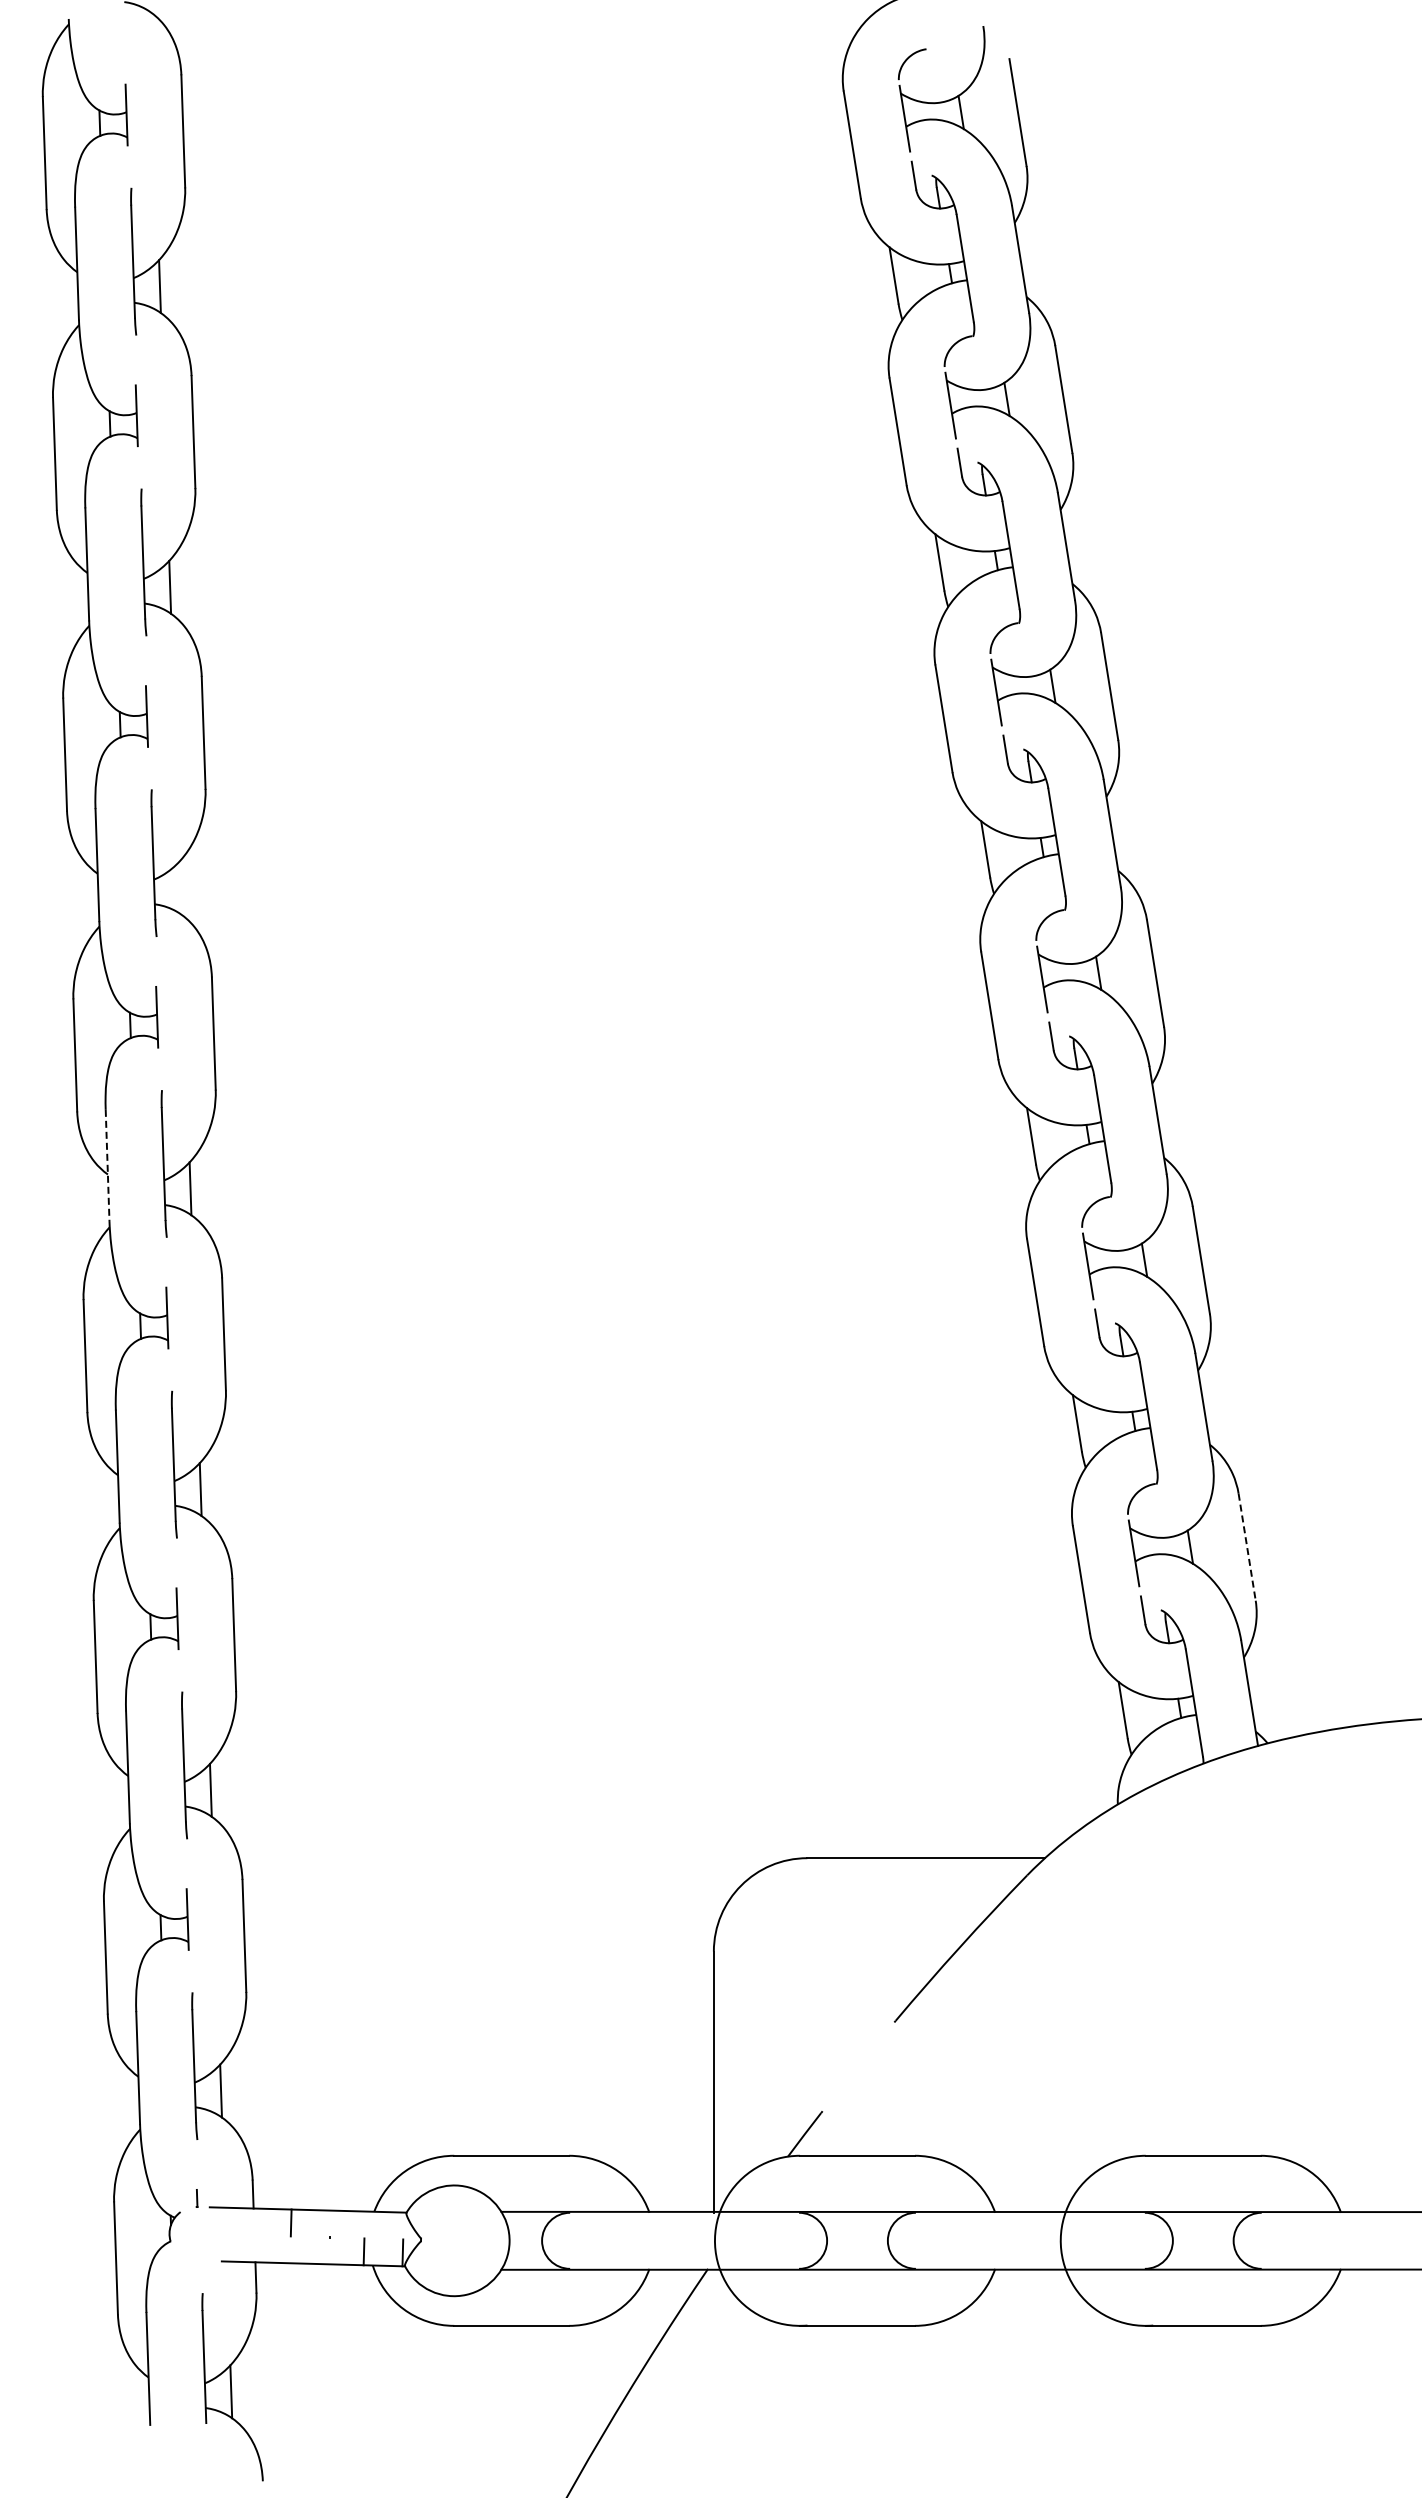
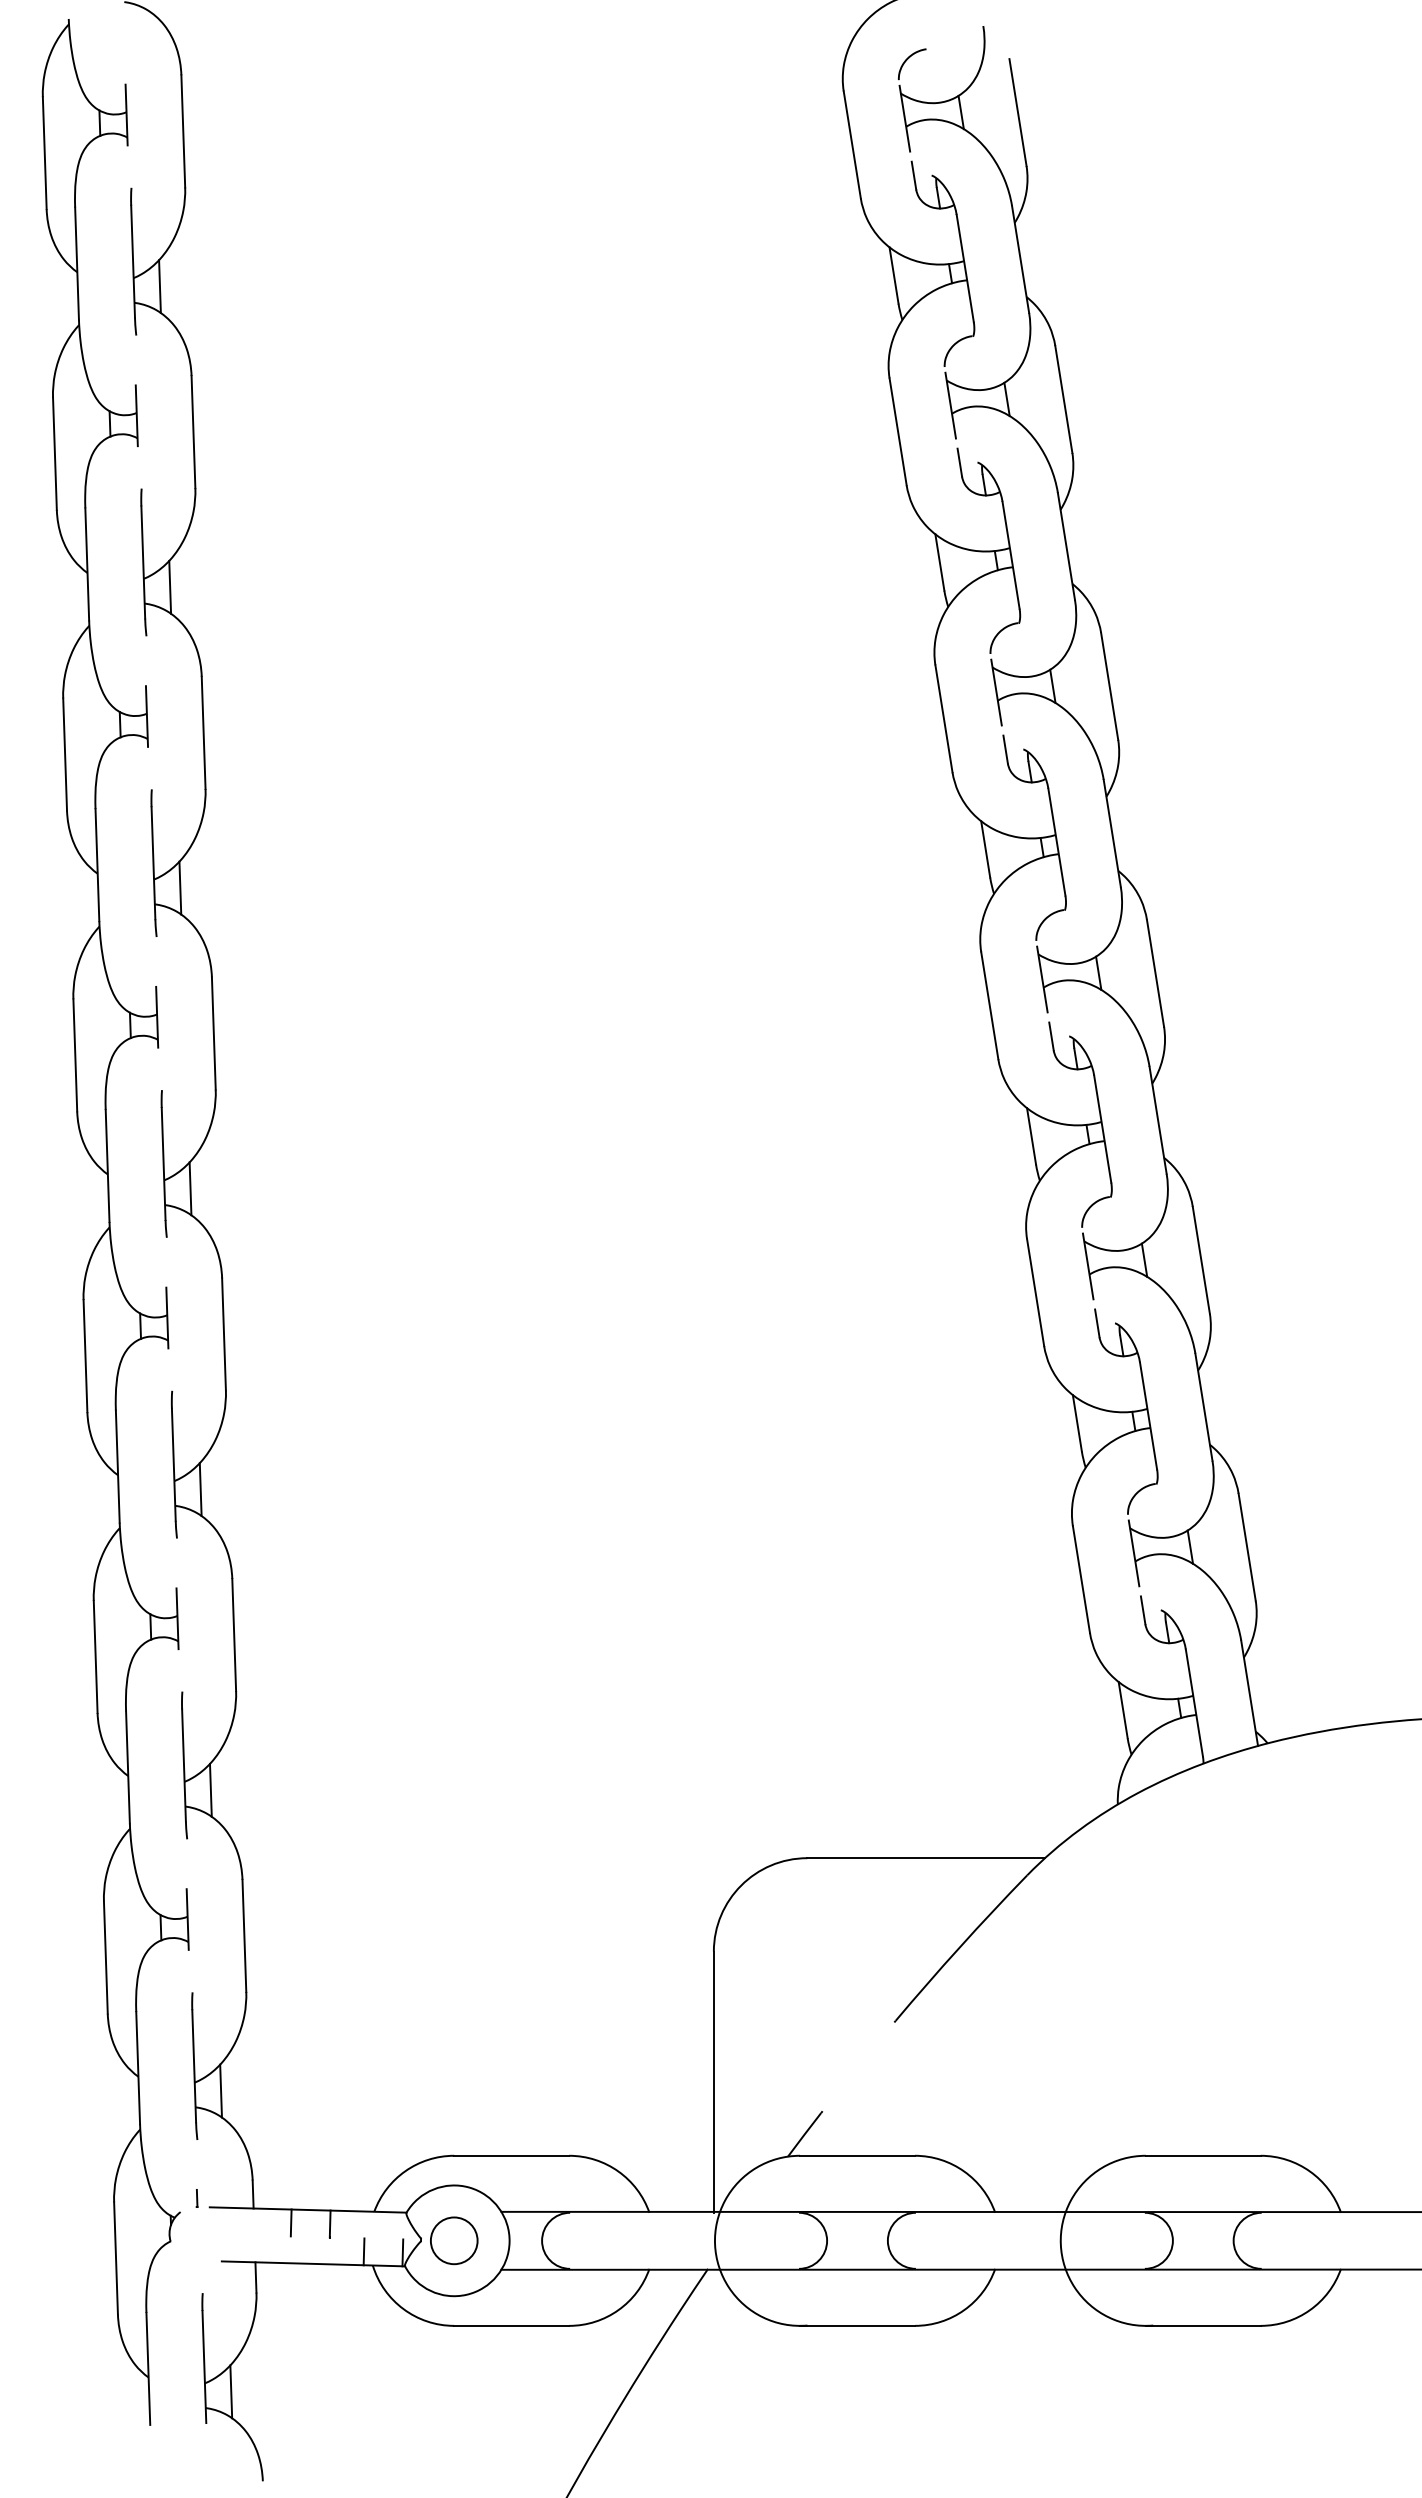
line: none -> present (180, 887)
line: dashed -> solid (107, 1166)
line: dashed -> solid (1247, 1547)
line: none -> present (329, 2223)
circle: none -> present (454, 2240)
